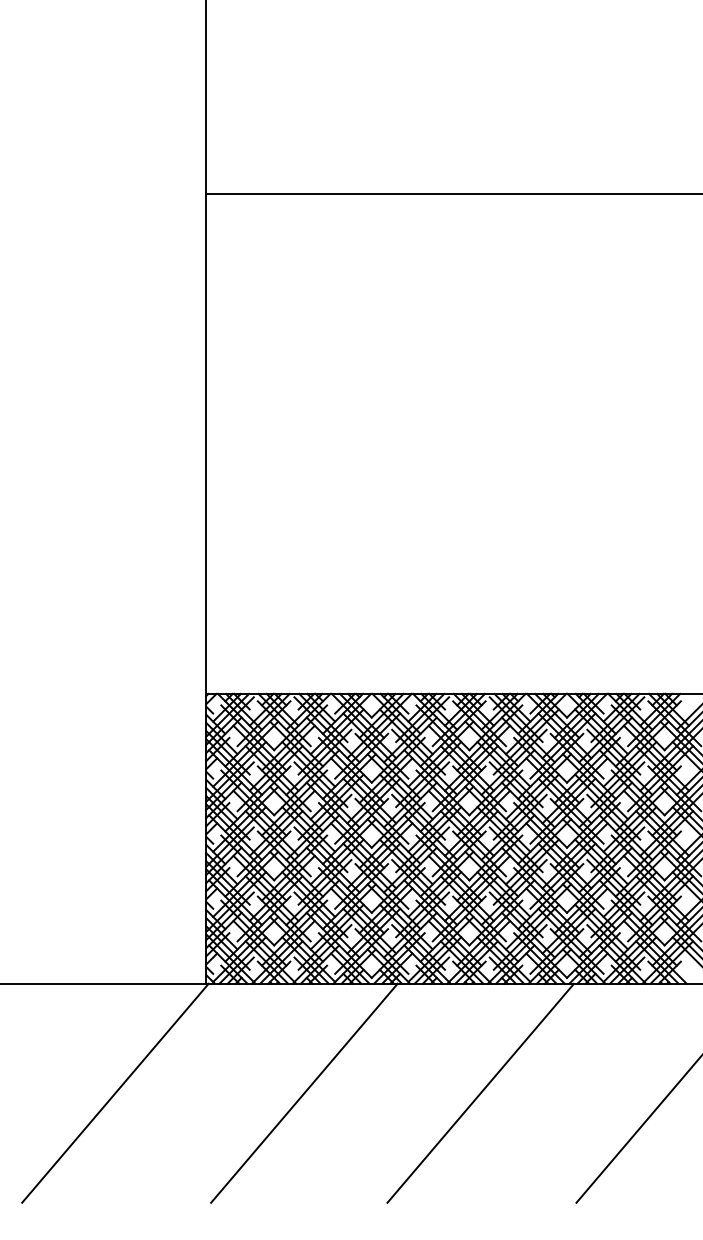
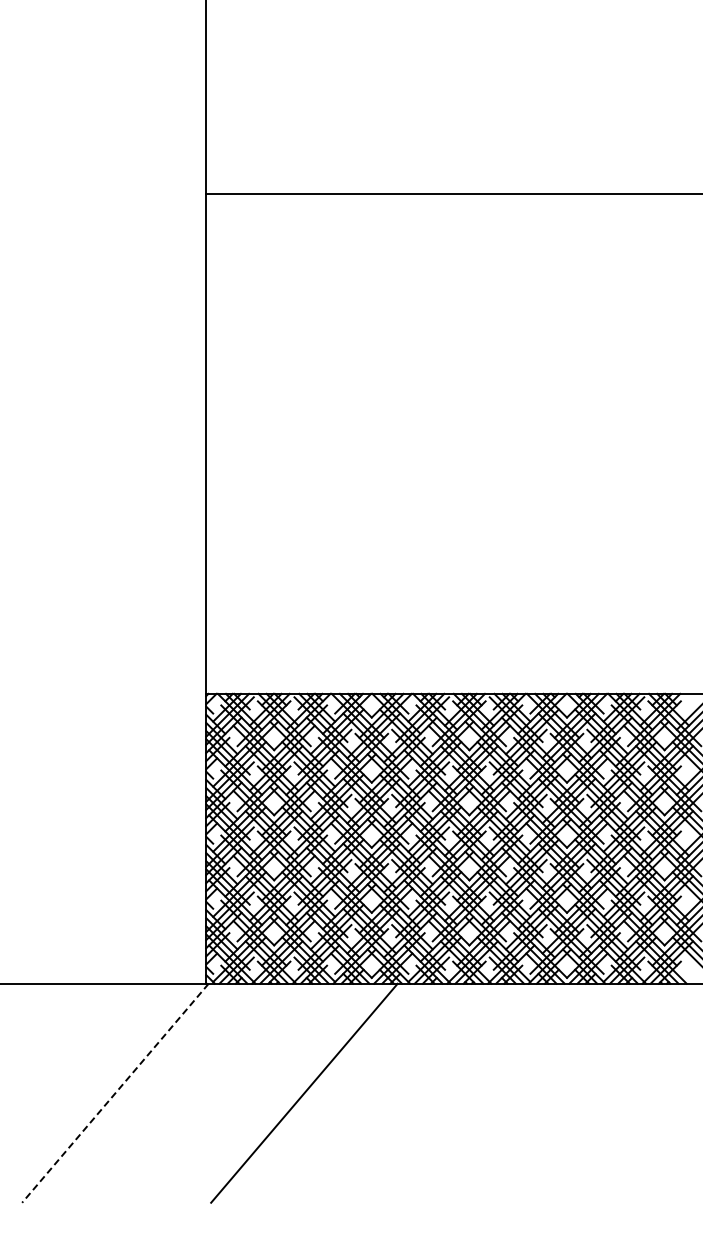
line: present -> none (480, 1092)
line: solid -> dashed (115, 1093)
line: present -> none (637, 1129)
